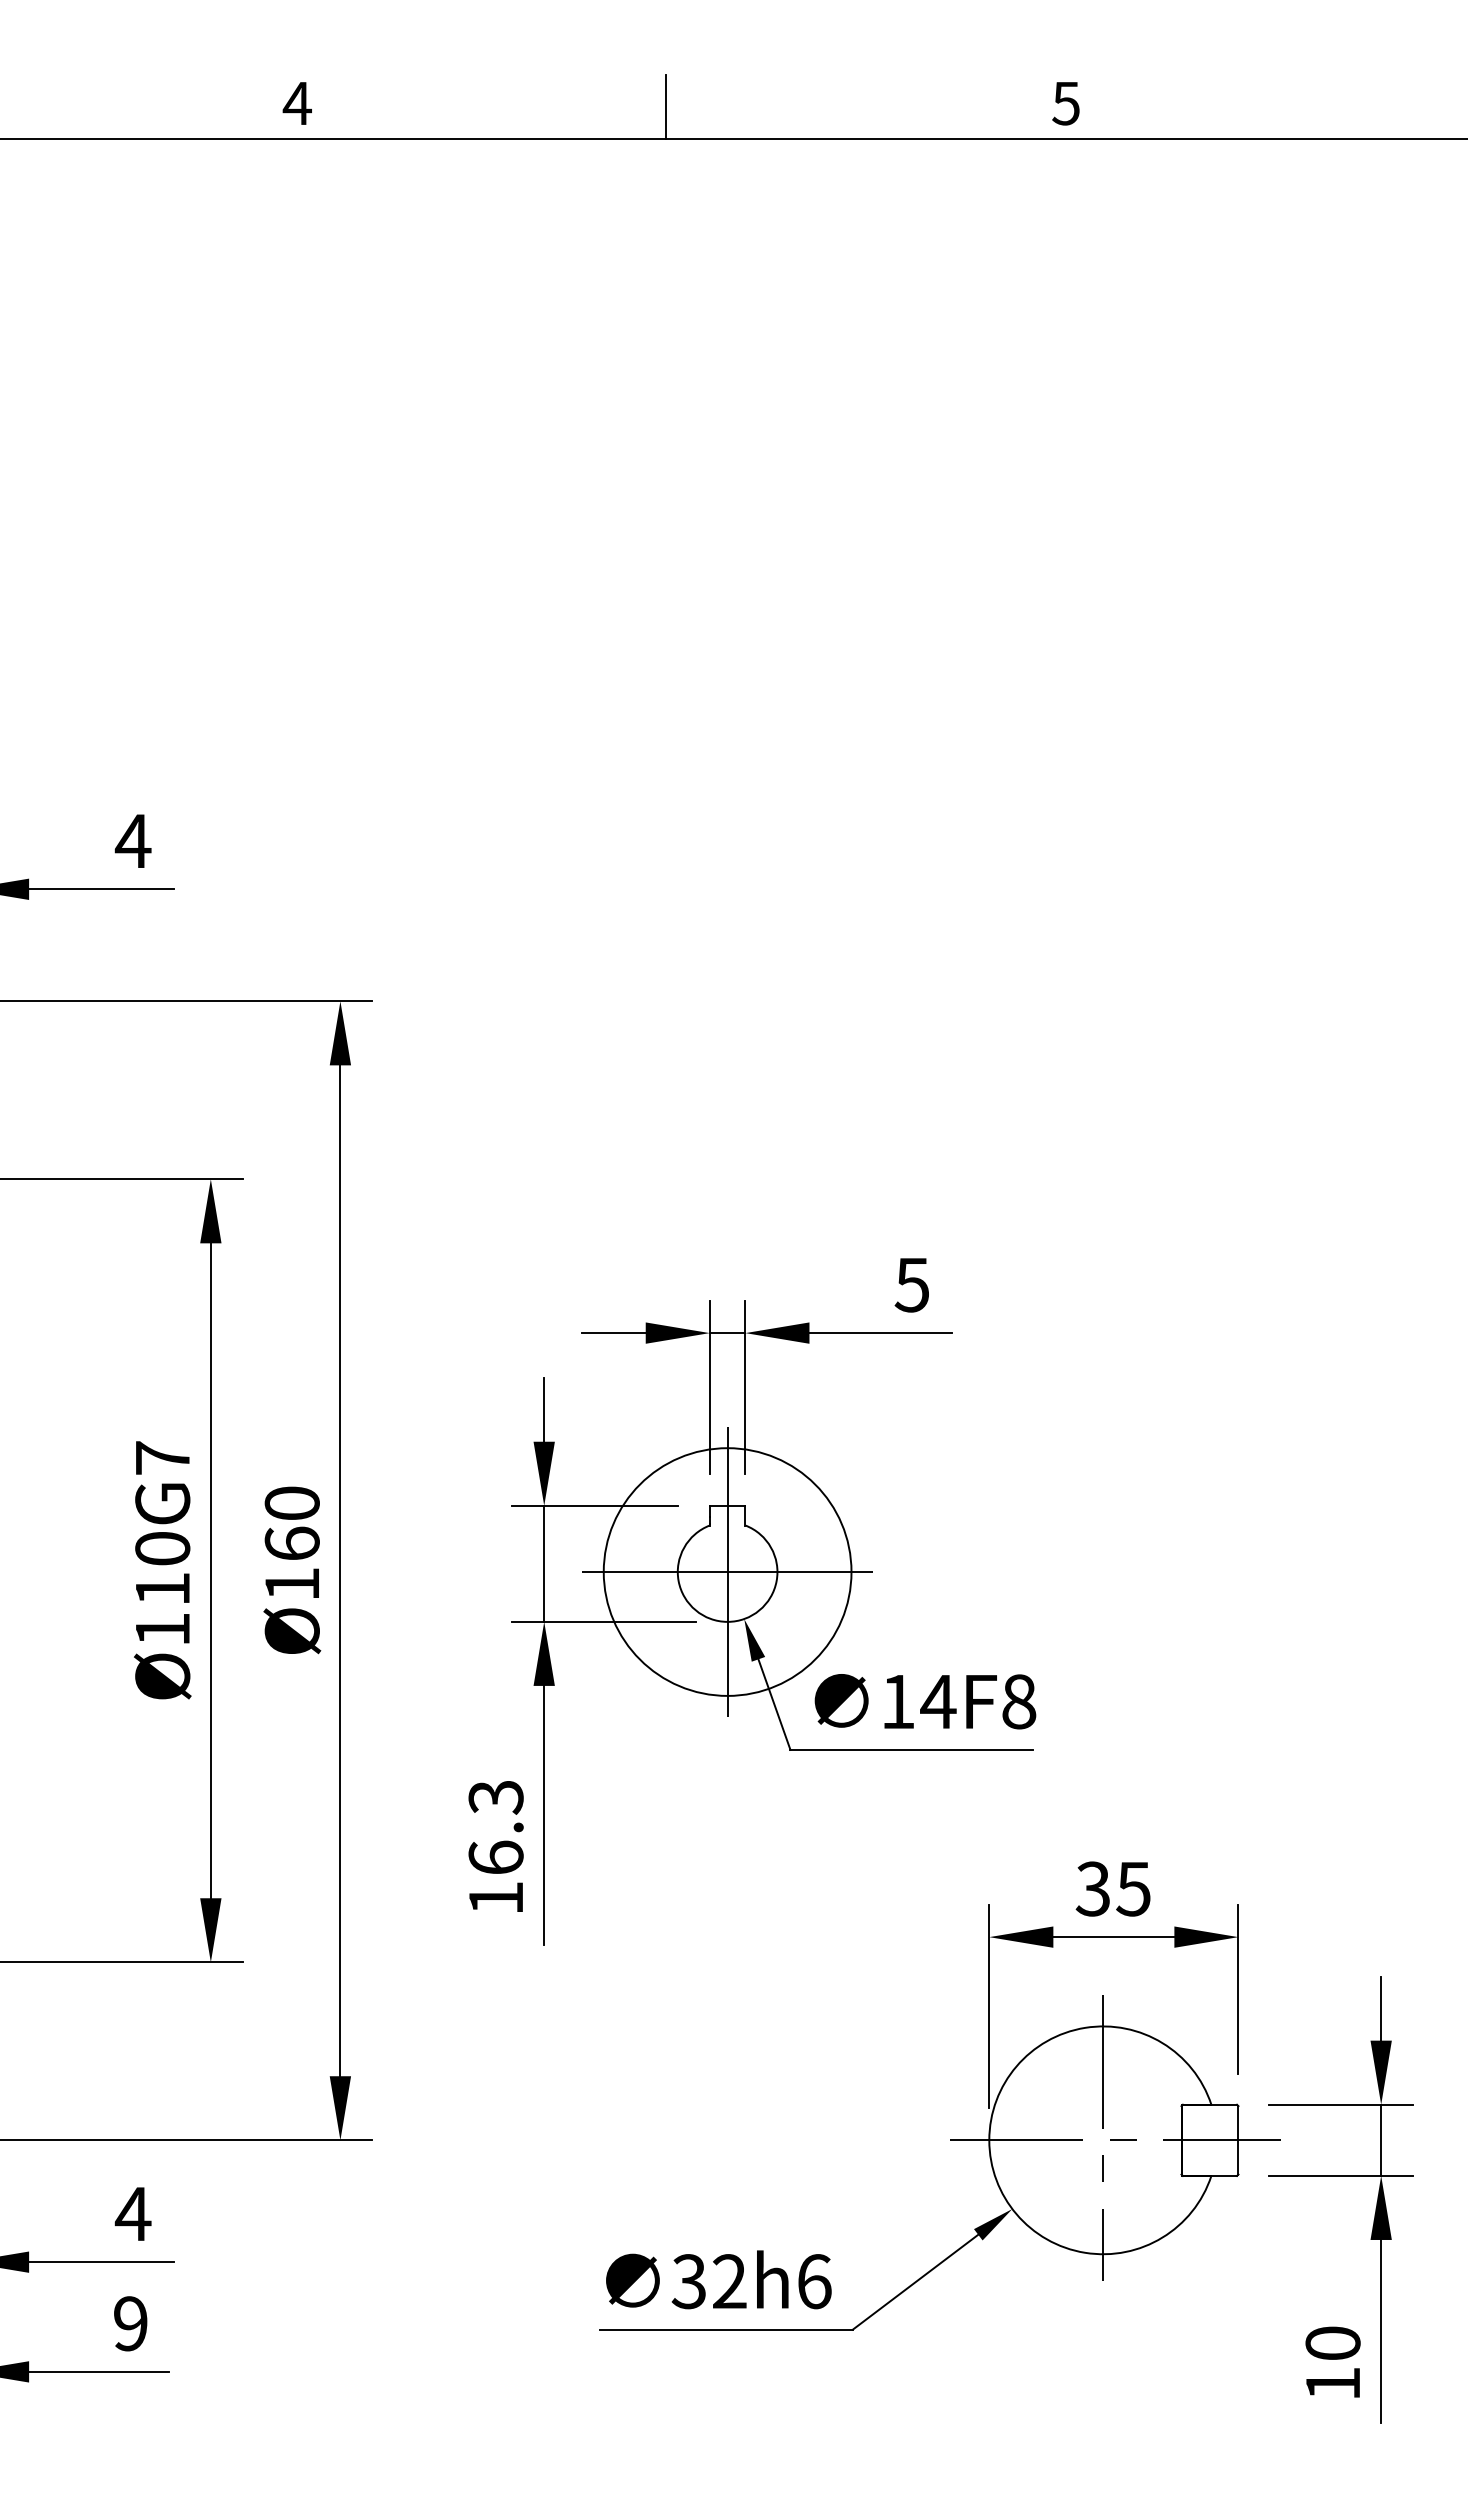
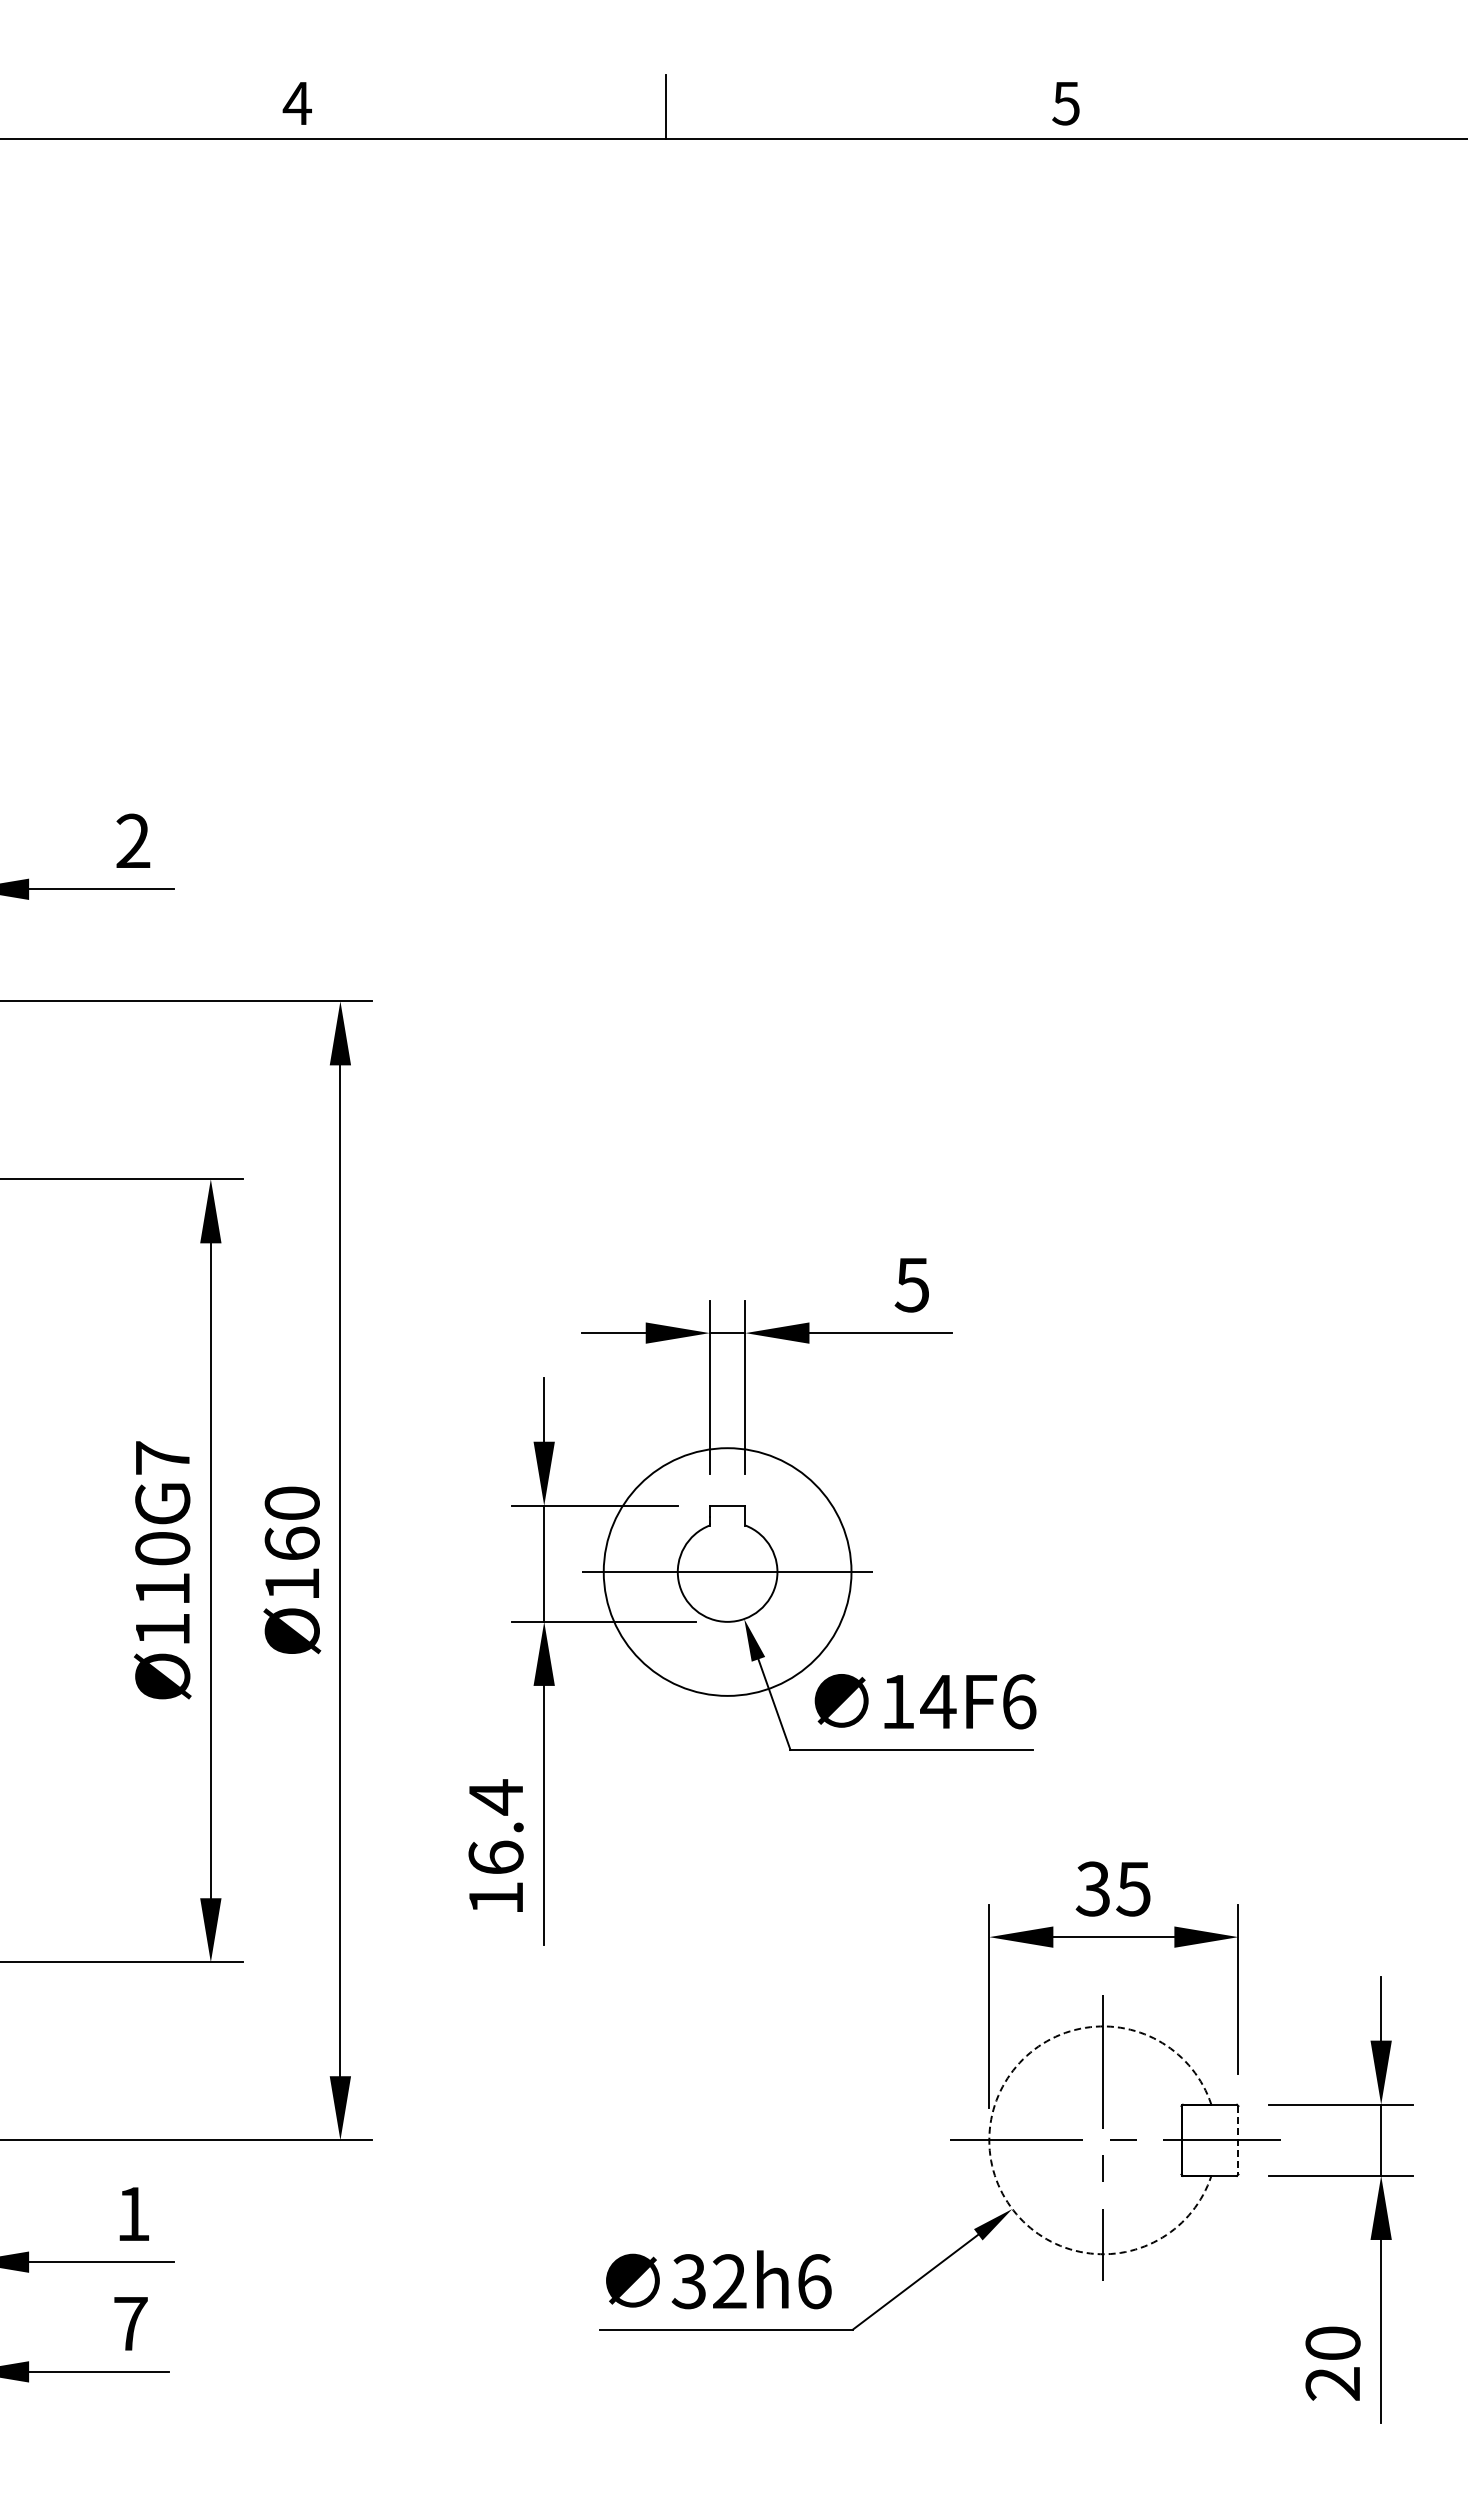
text: 4 -> 2 (132, 840)
line: present -> none (727, 1571)
text: 14F8 -> 14F6 (1019, 1701)
text: 16.3 -> 16.4 (495, 1797)
arc: solid -> dashed (989, 2140)
line: solid -> dashed (1238, 2140)
text: 4 -> 1 (132, 2213)
text: 9 -> 7 (130, 2323)
text: 10 -> 20 (1332, 2383)
